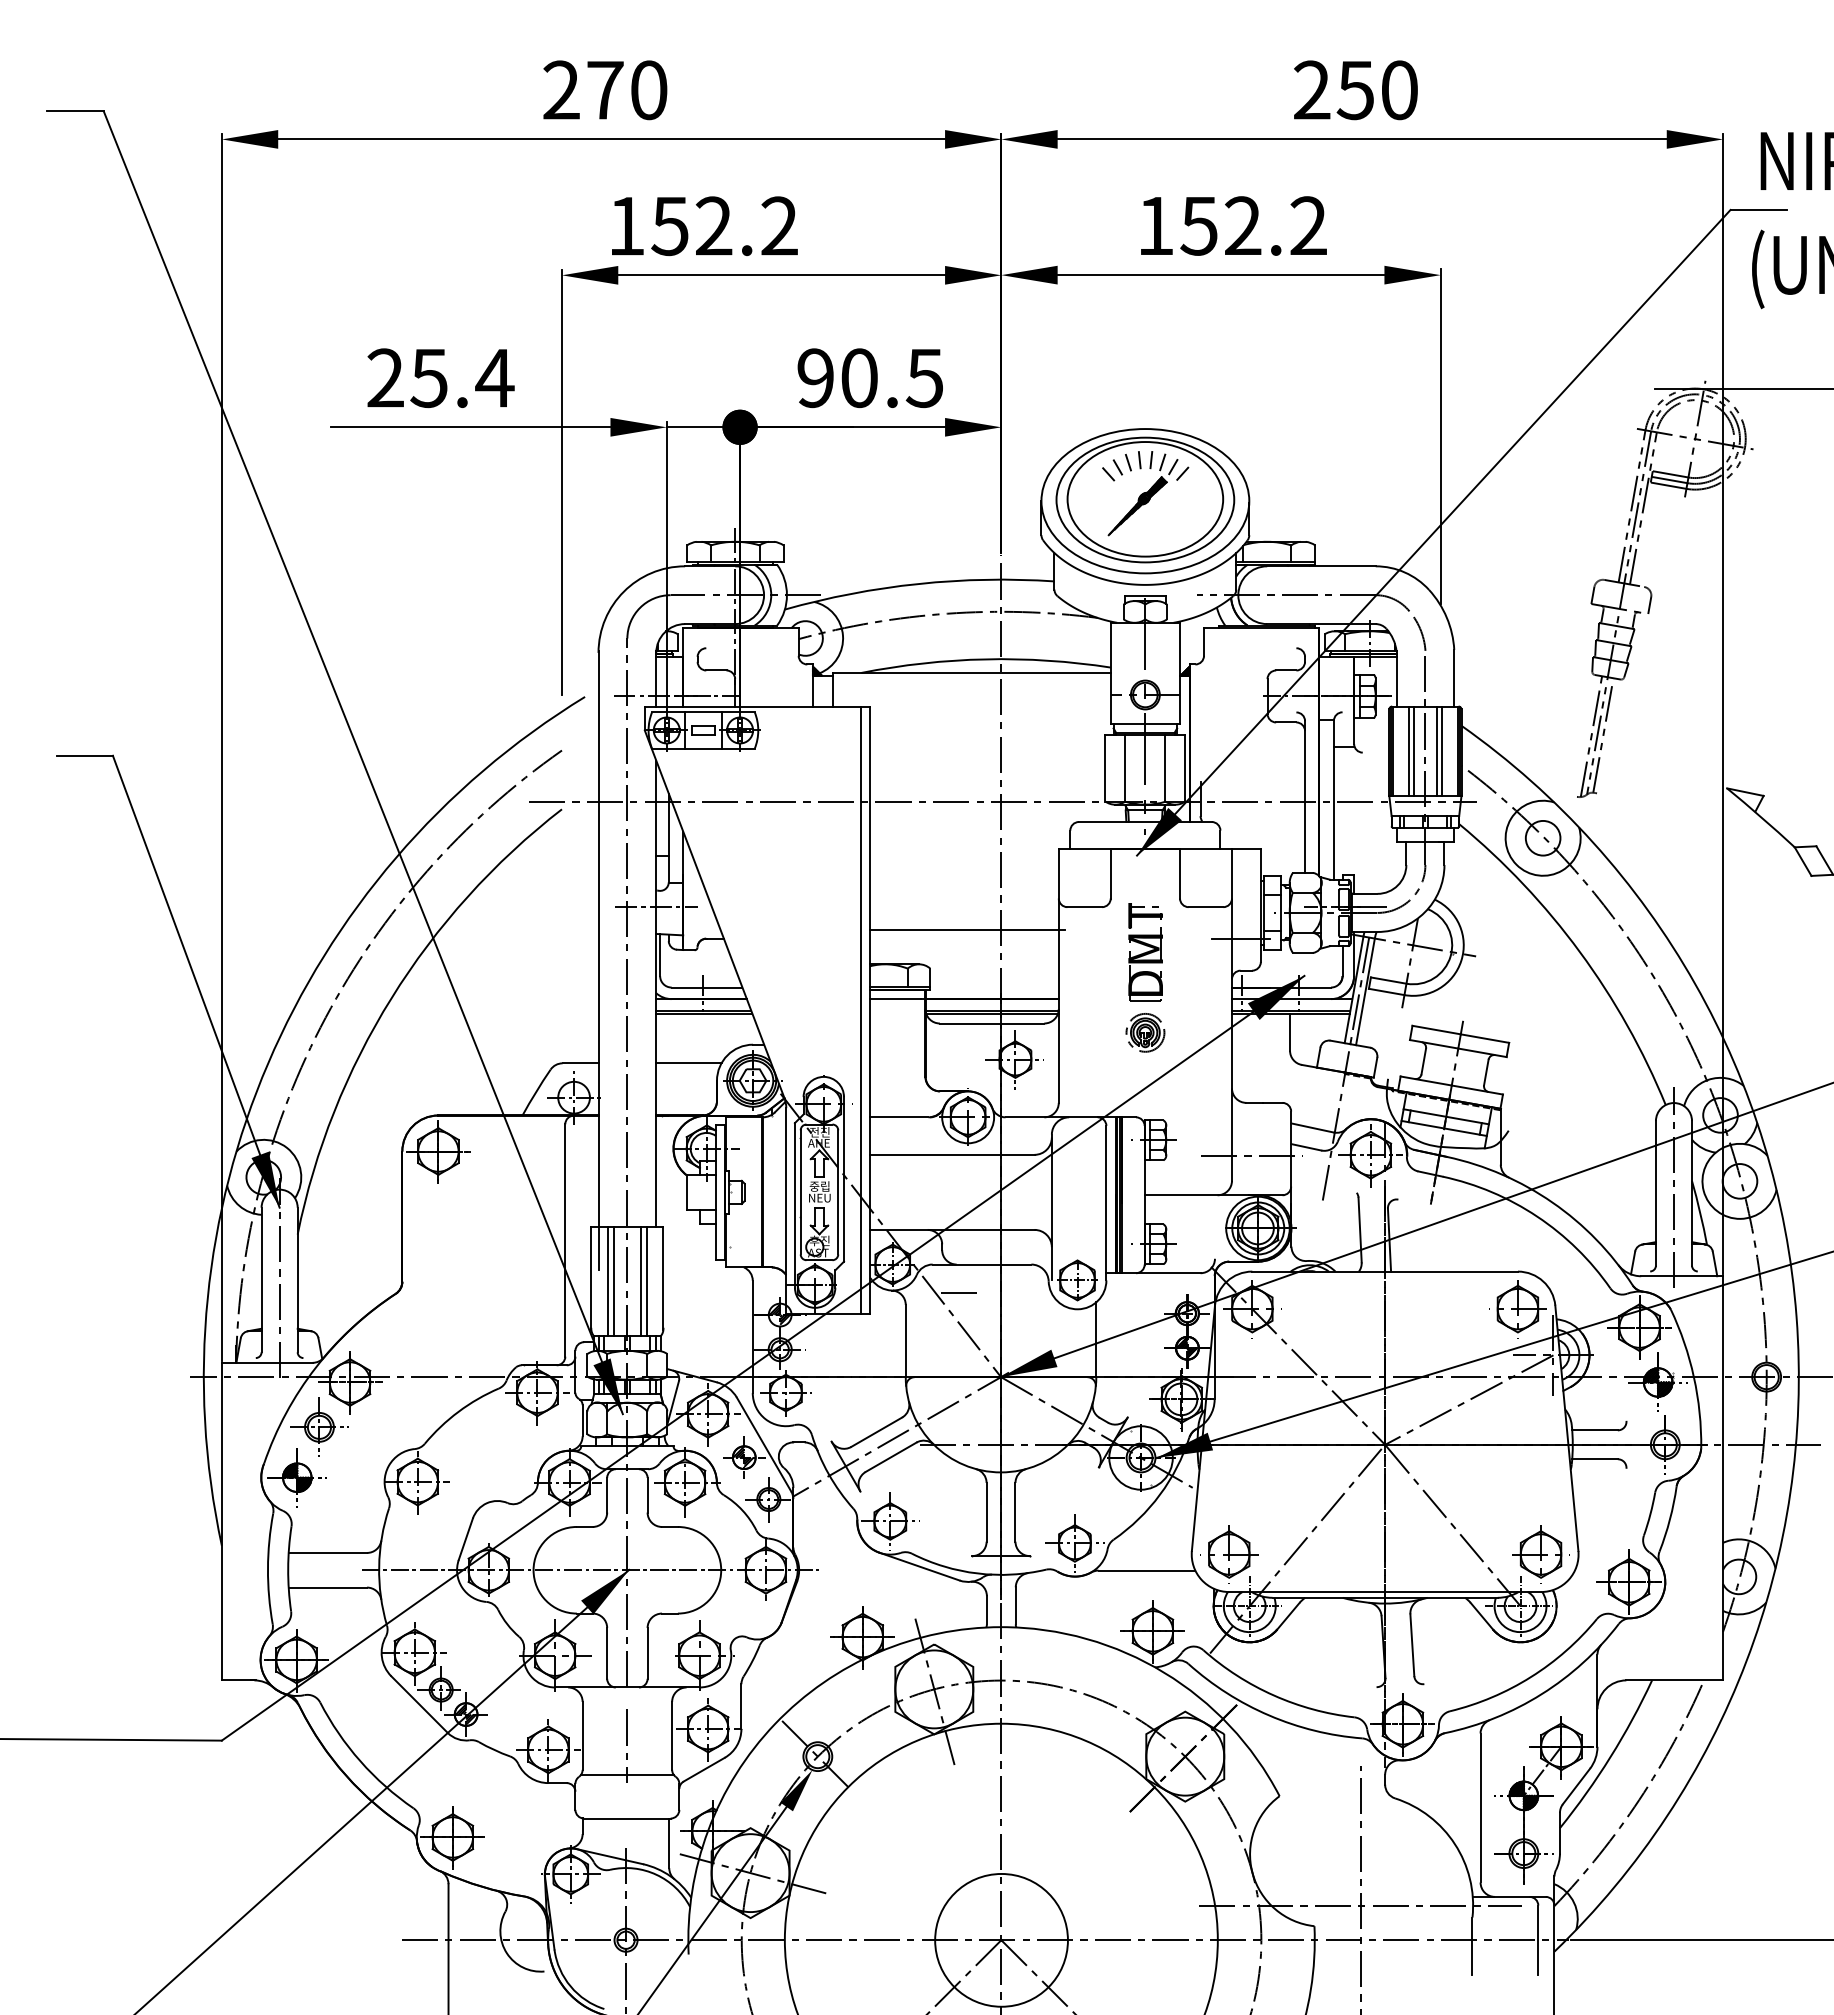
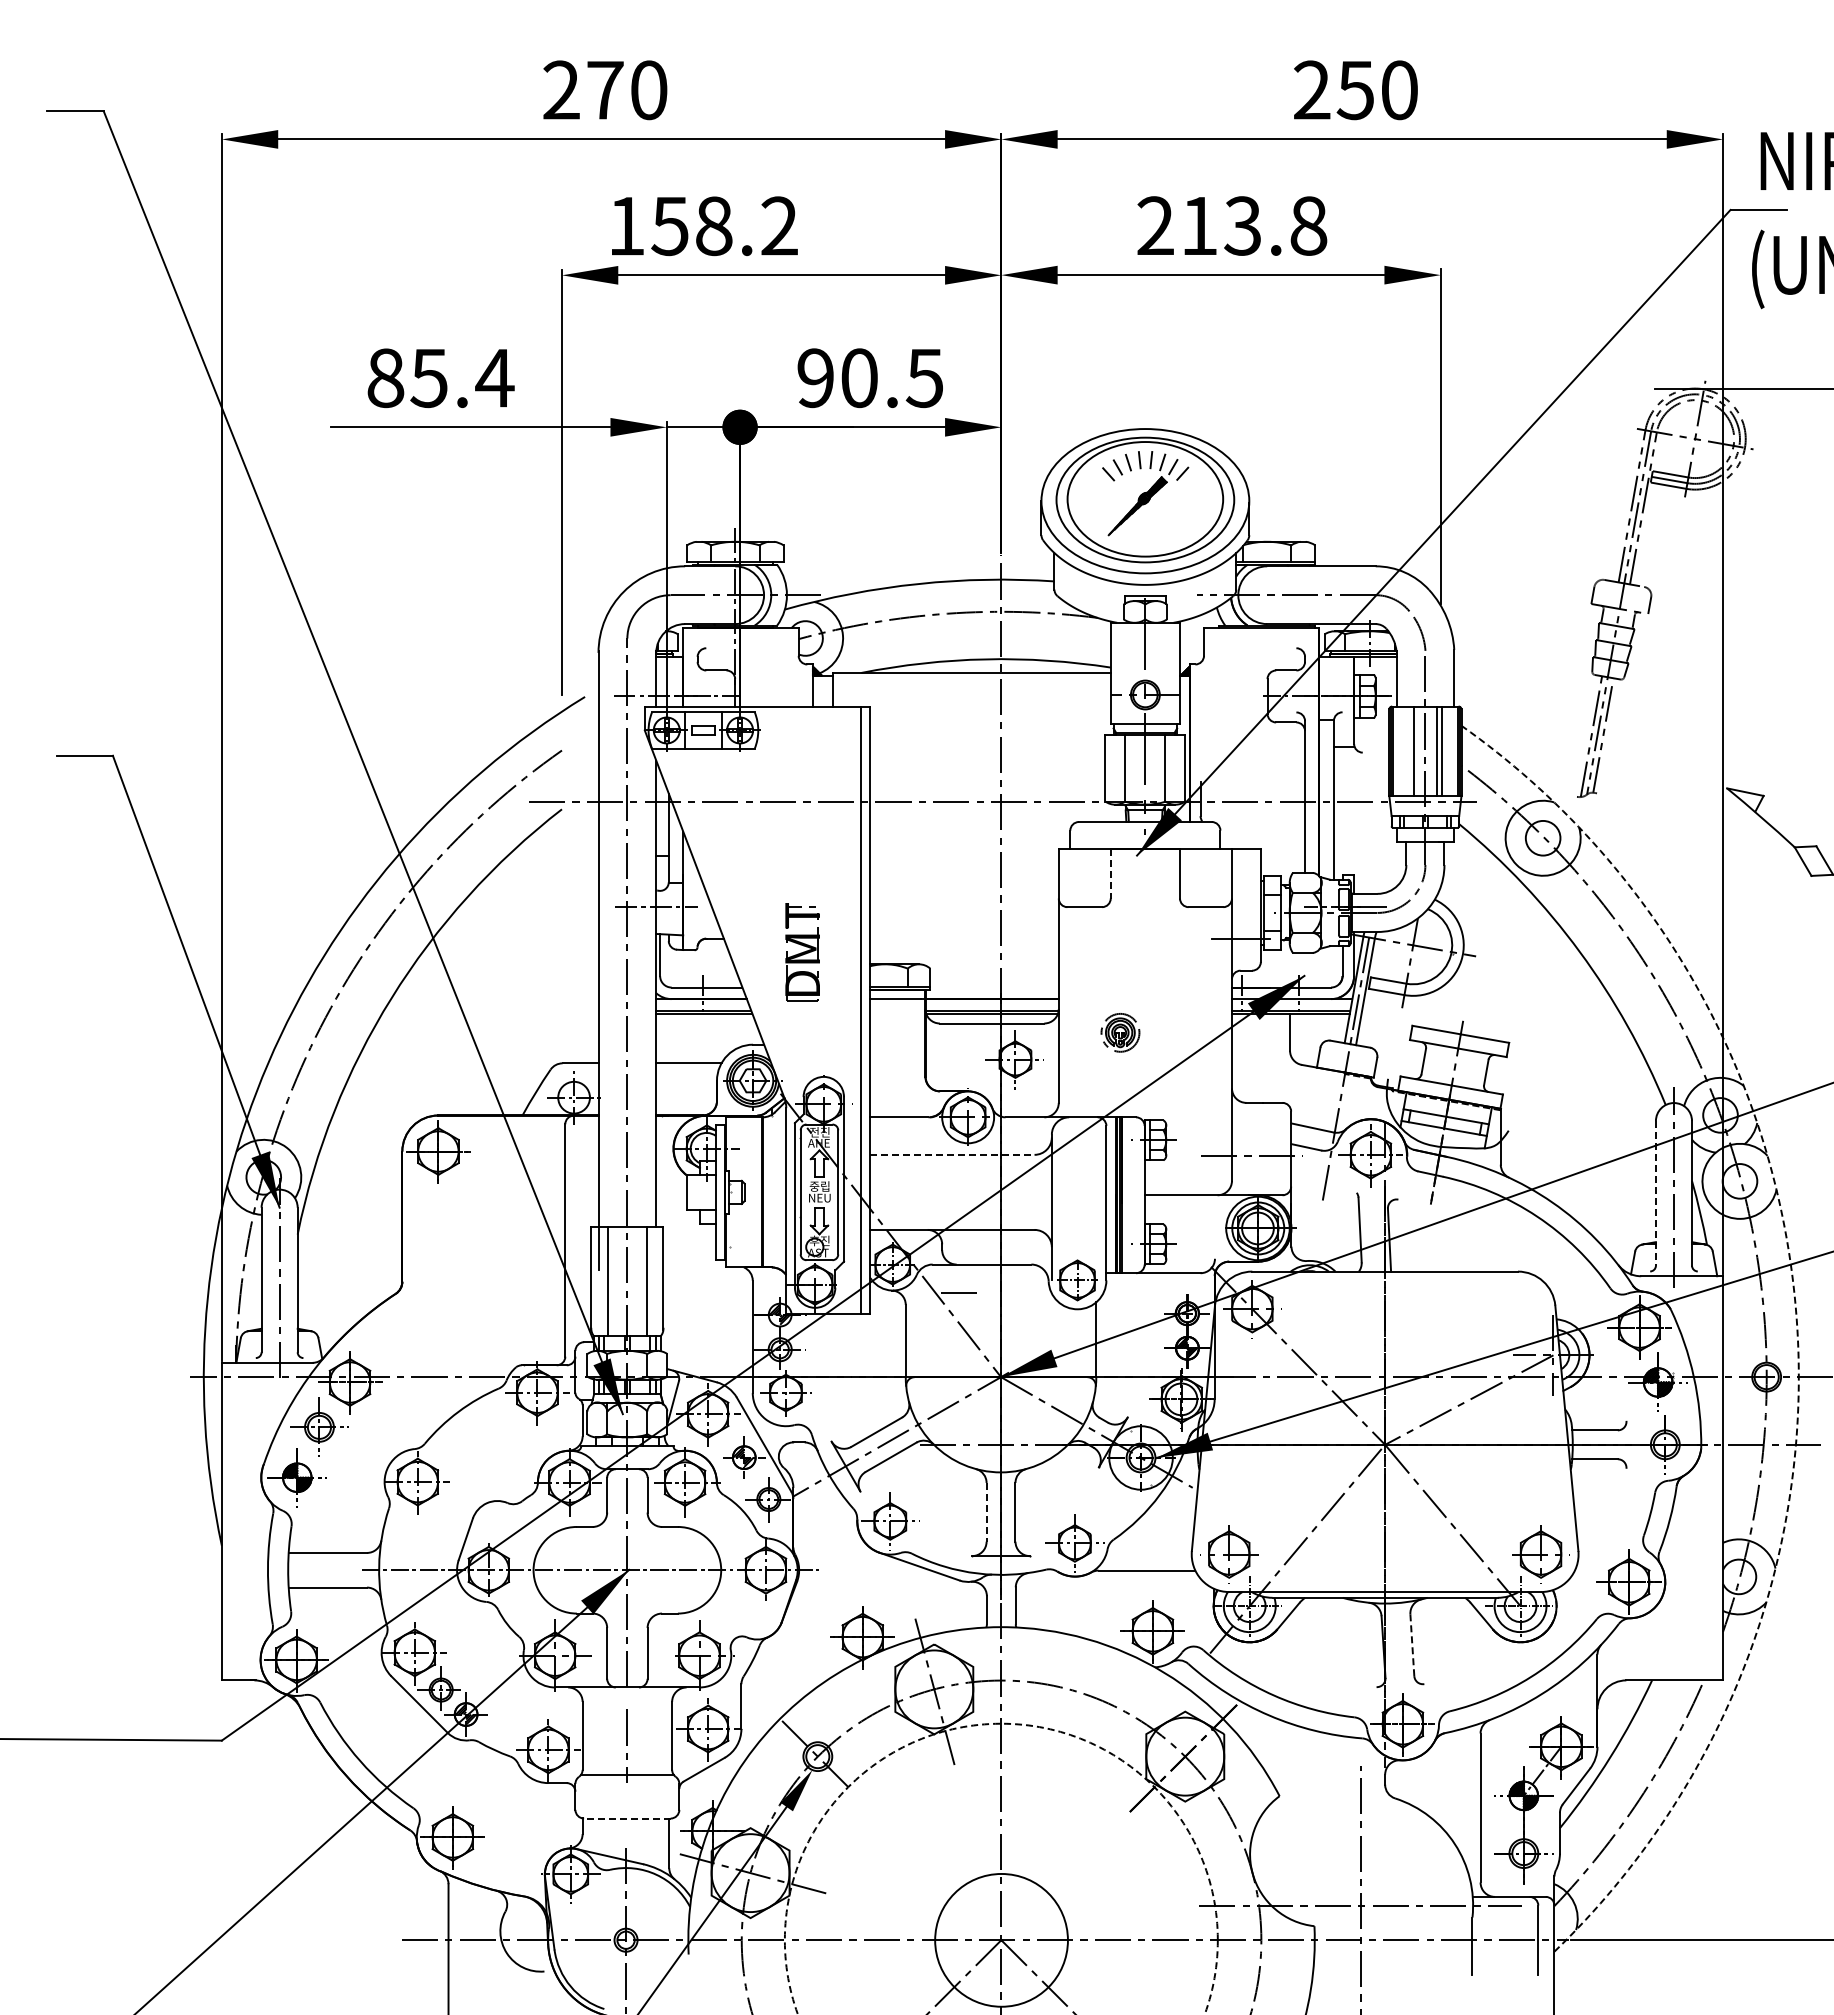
text: 152.2 -> 213.8 (1232, 225)
text: 152.2 -> 158.2 (713, 226)
text: 25.4 -> 85.4 (385, 378)
line: present -> none (1408, 751)
line: solid -> dashed (1110, 873)
line: present -> none (967, 930)
part position: (1145, 952) -> (802, 952) (802, 952)
part position: (1145, 1032) -> (1120, 1032) (1120, 1032)
line: solid -> dashed (952, 1154)
line: solid -> dashed (1655, 1193)
line: present -> none (613, 1281)
line: present -> none (641, 1281)
part: present -> none (1517, 1309)
arc: solid -> dashed (1796, 1316)
line: solid -> dashed (986, 1512)
line: solid -> dashed (1412, 1645)
line: solid -> dashed (626, 1818)
circle: solid -> dashed (1000, 1868)
